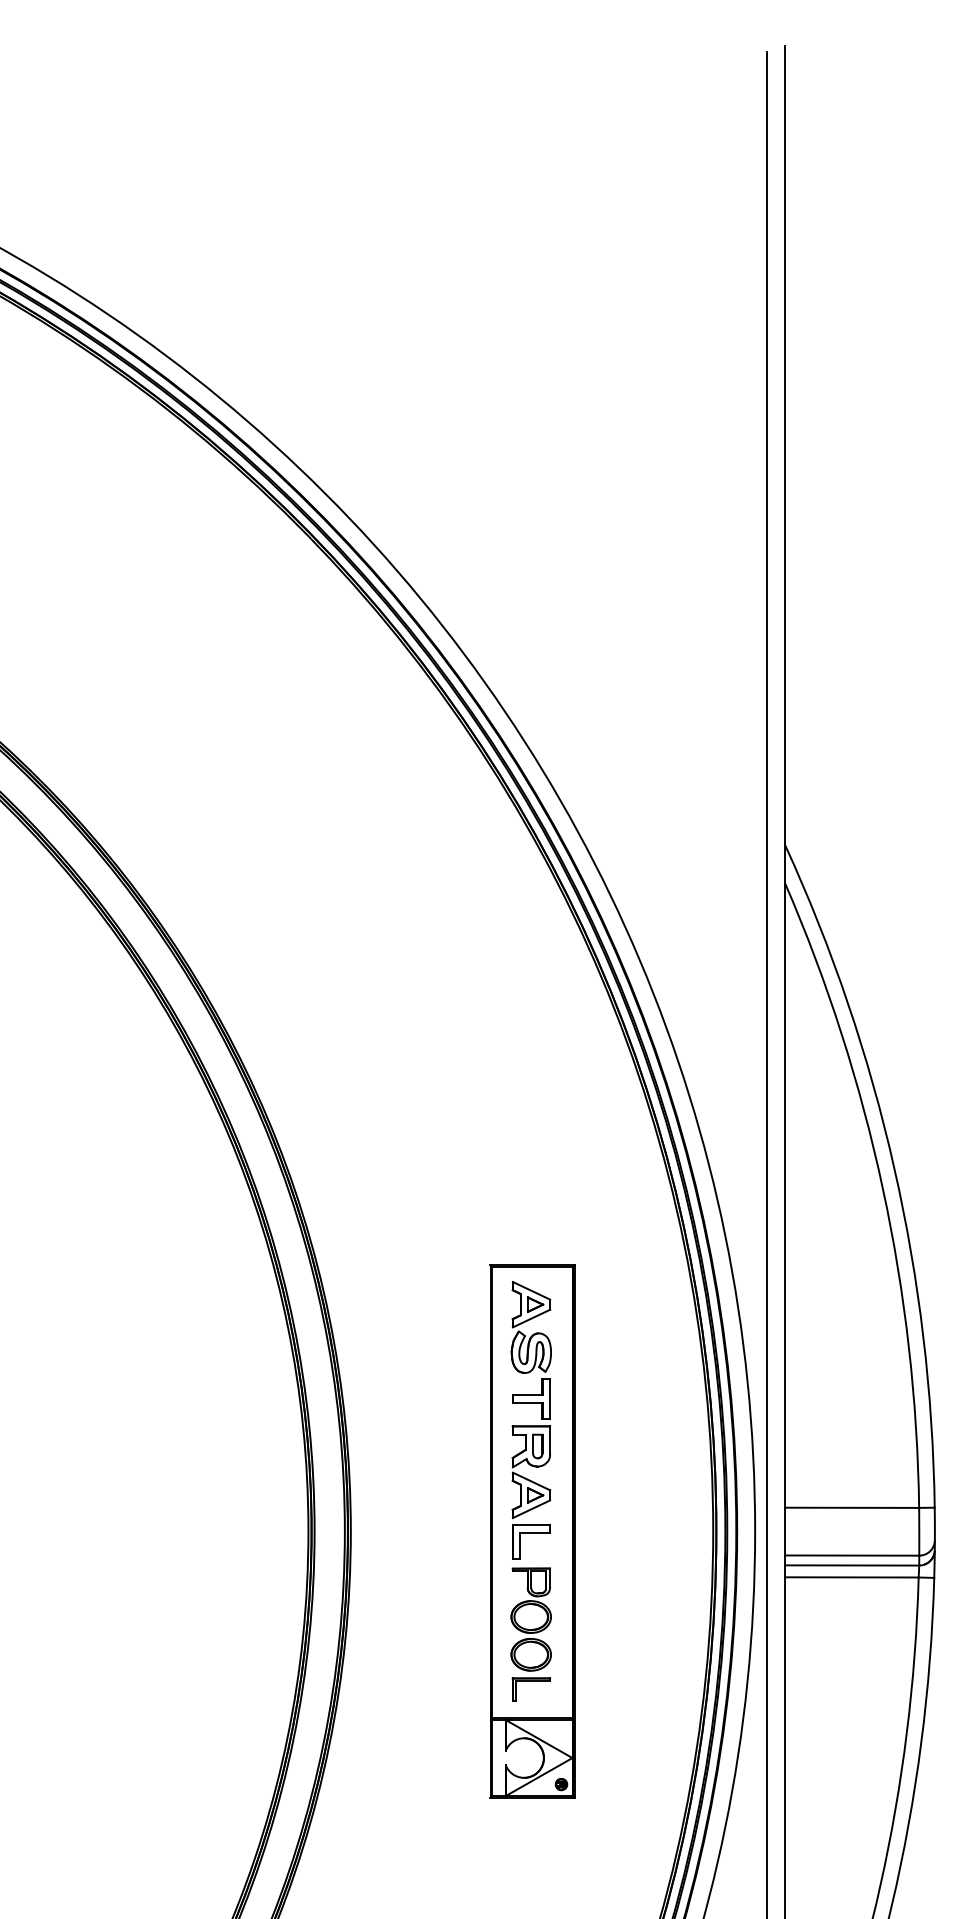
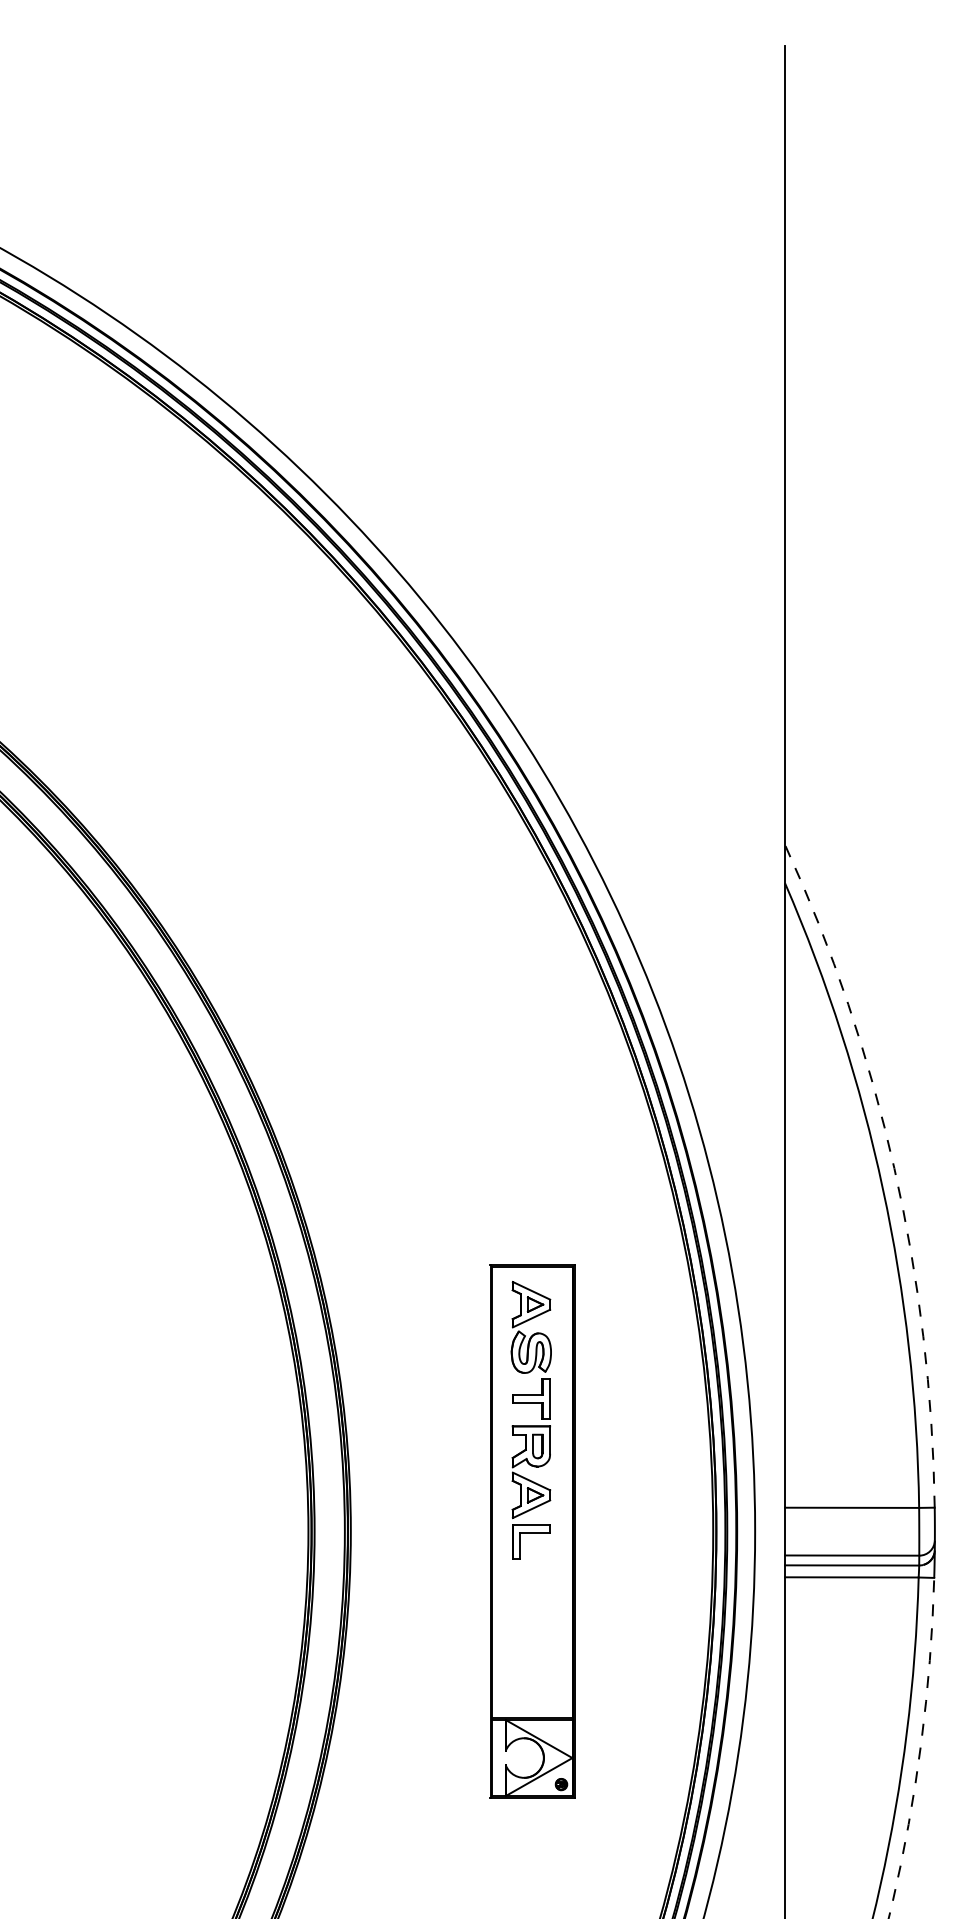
line: present -> none (767, 983)
arc: solid -> dashed (894, 1168)
part: present -> none (530, 1634)
arc: solid -> dashed (920, 1749)
